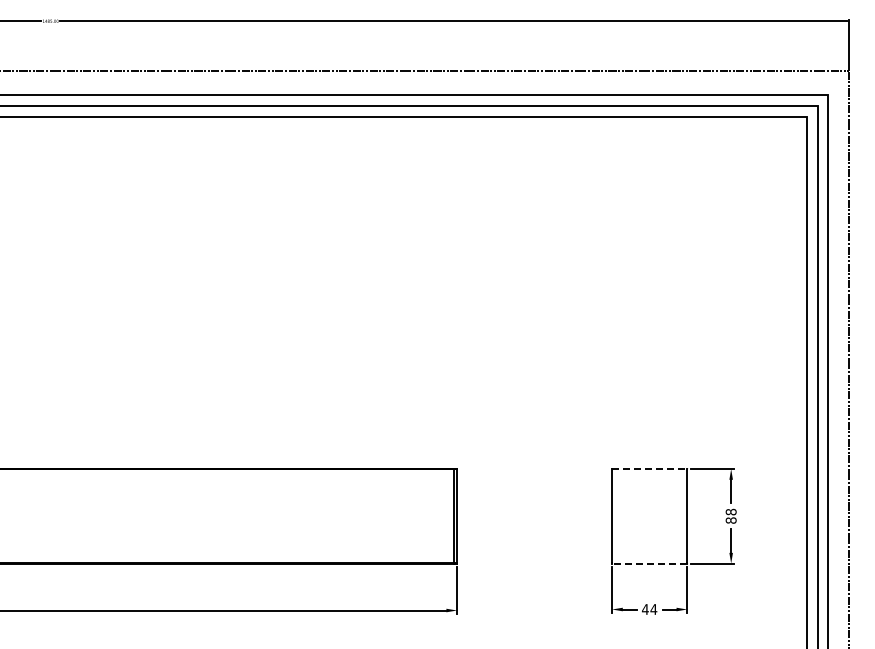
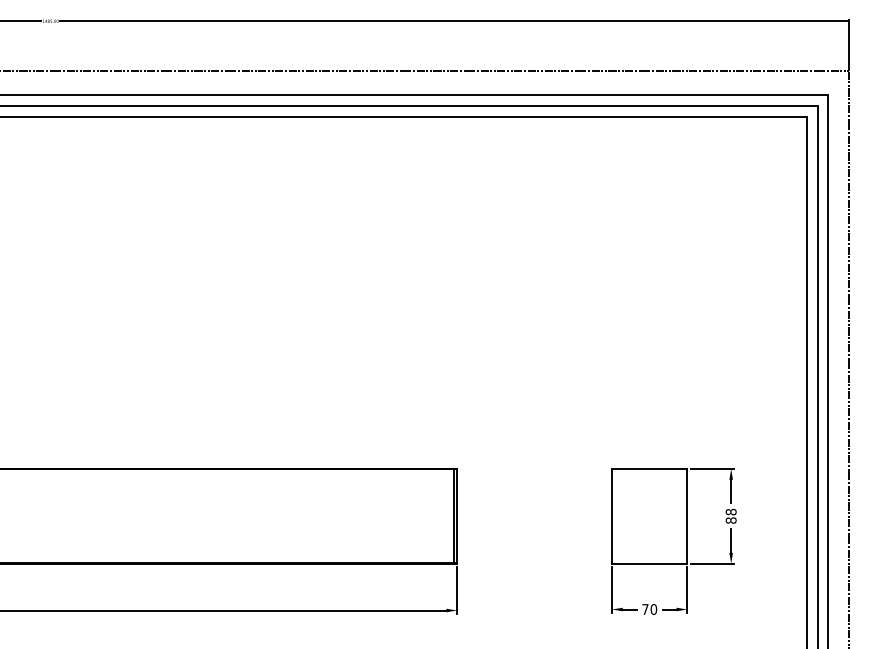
line: dashed -> solid (650, 469)
line: dashed -> solid (649, 563)
text: 44 -> 70 (649, 609)
